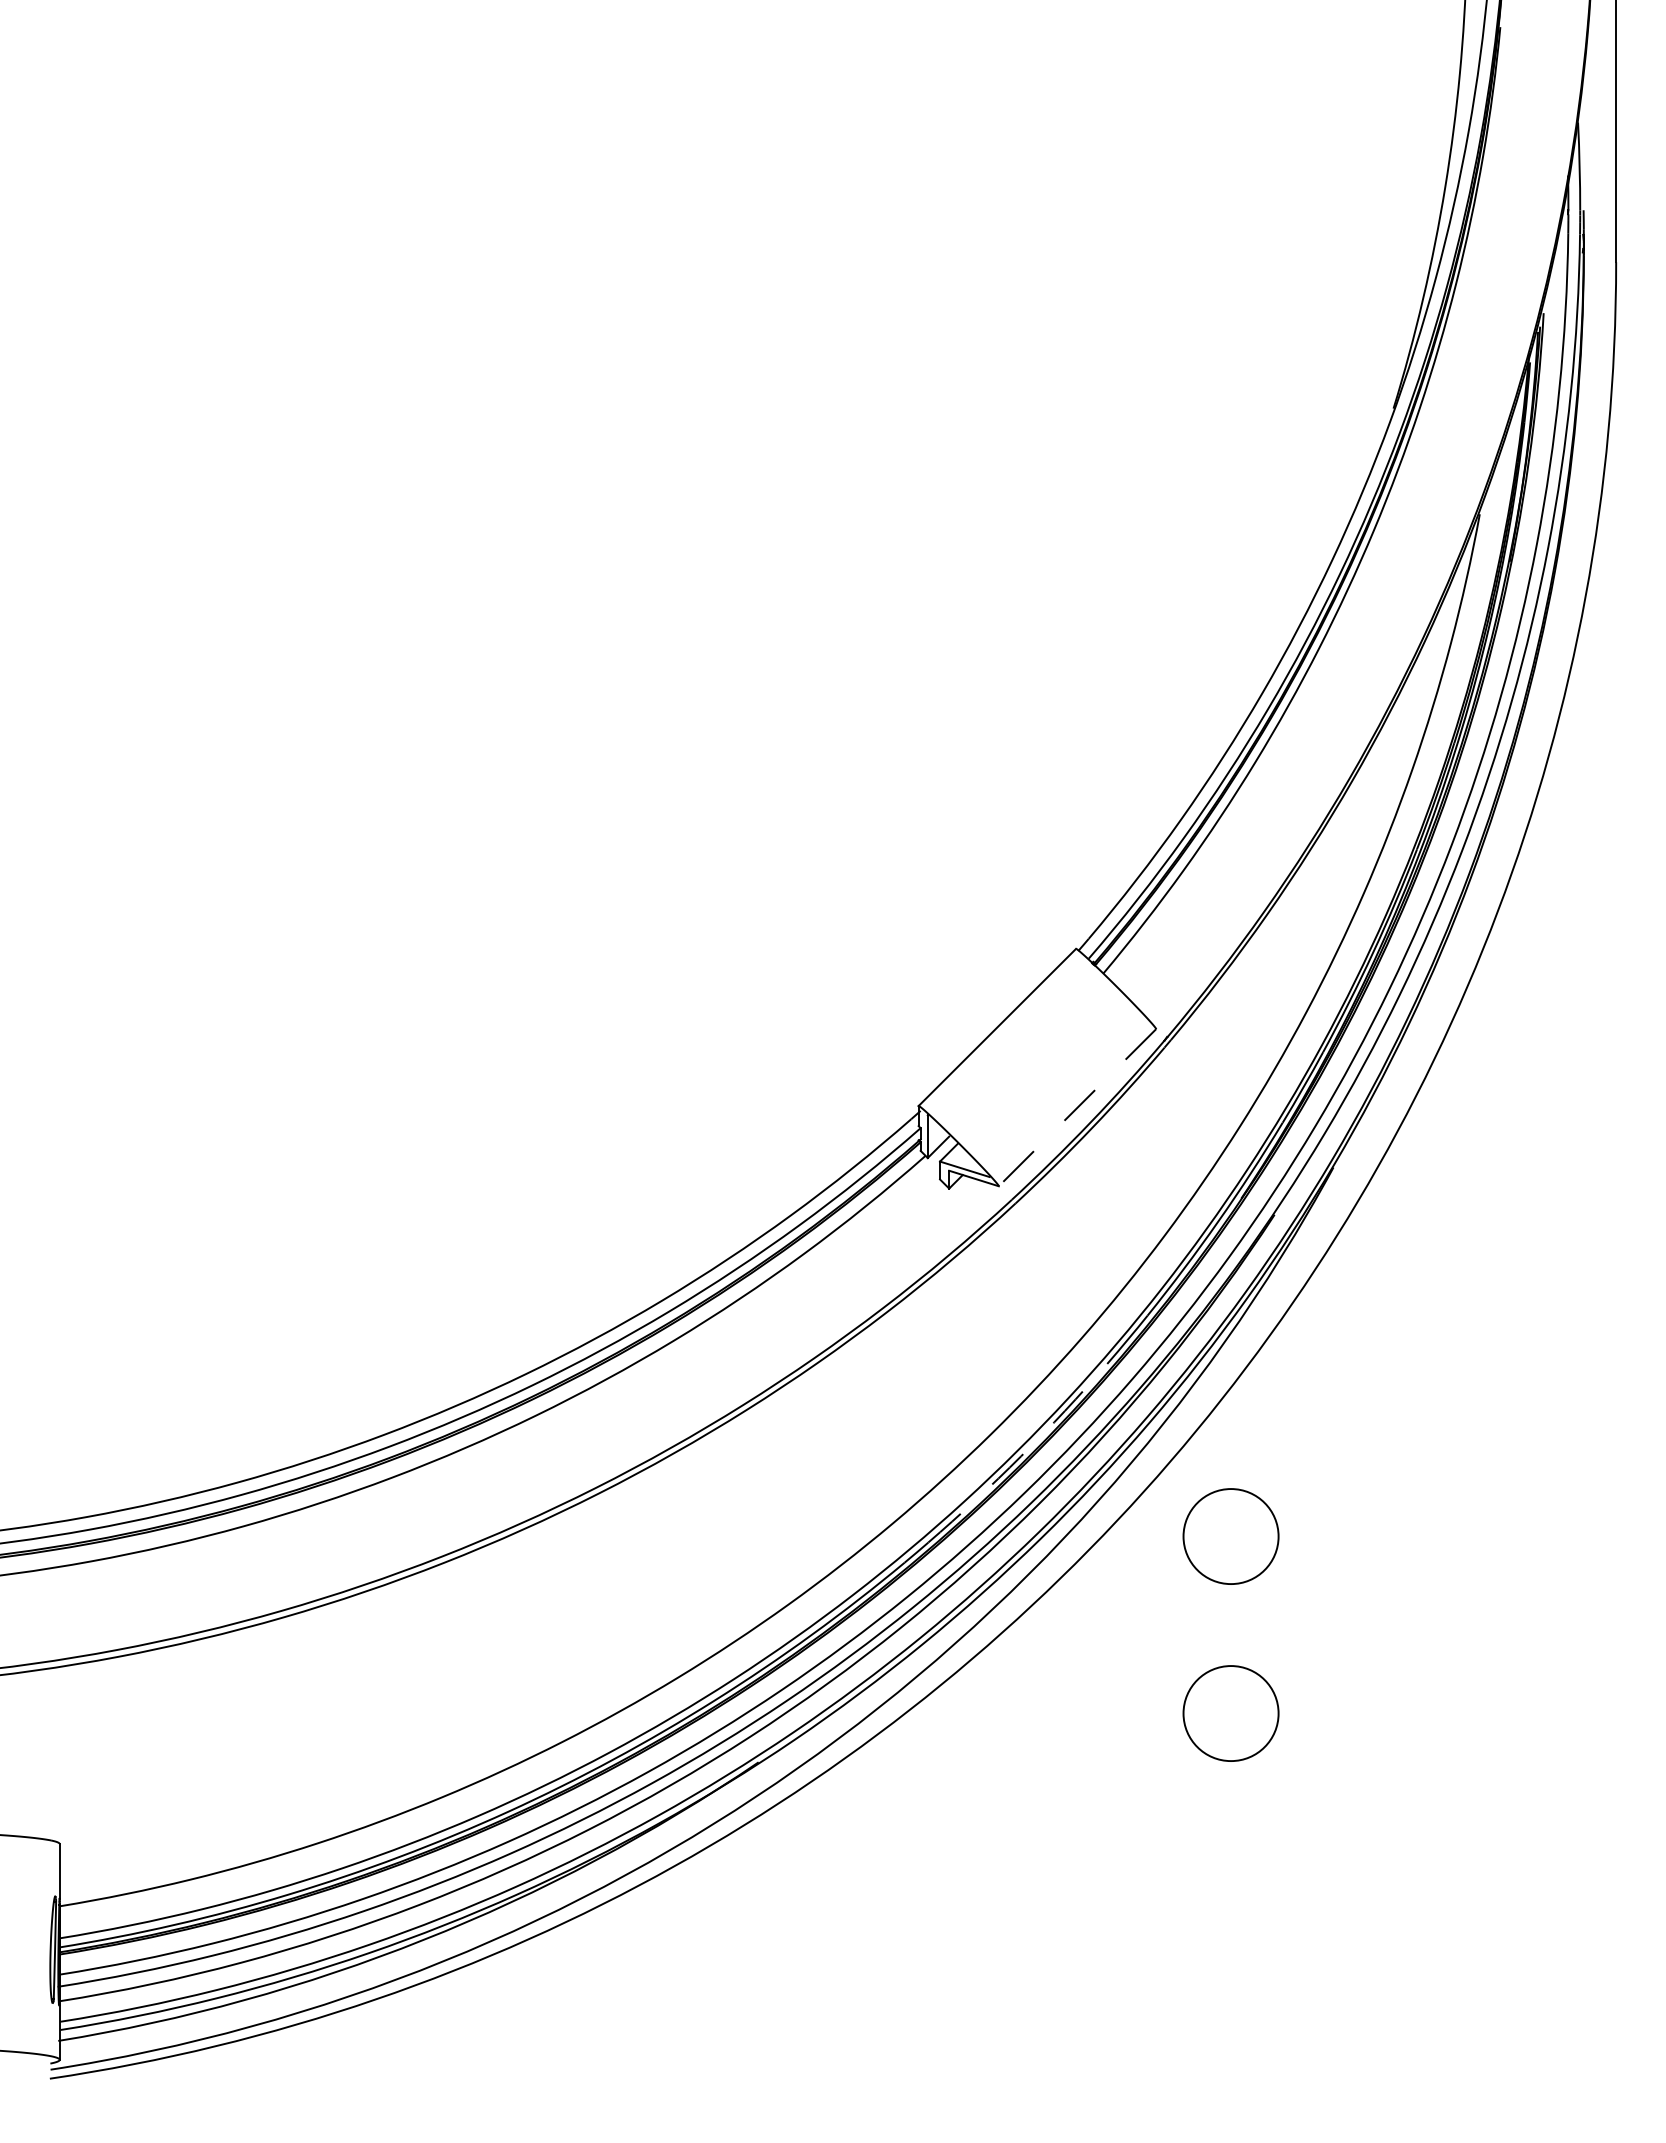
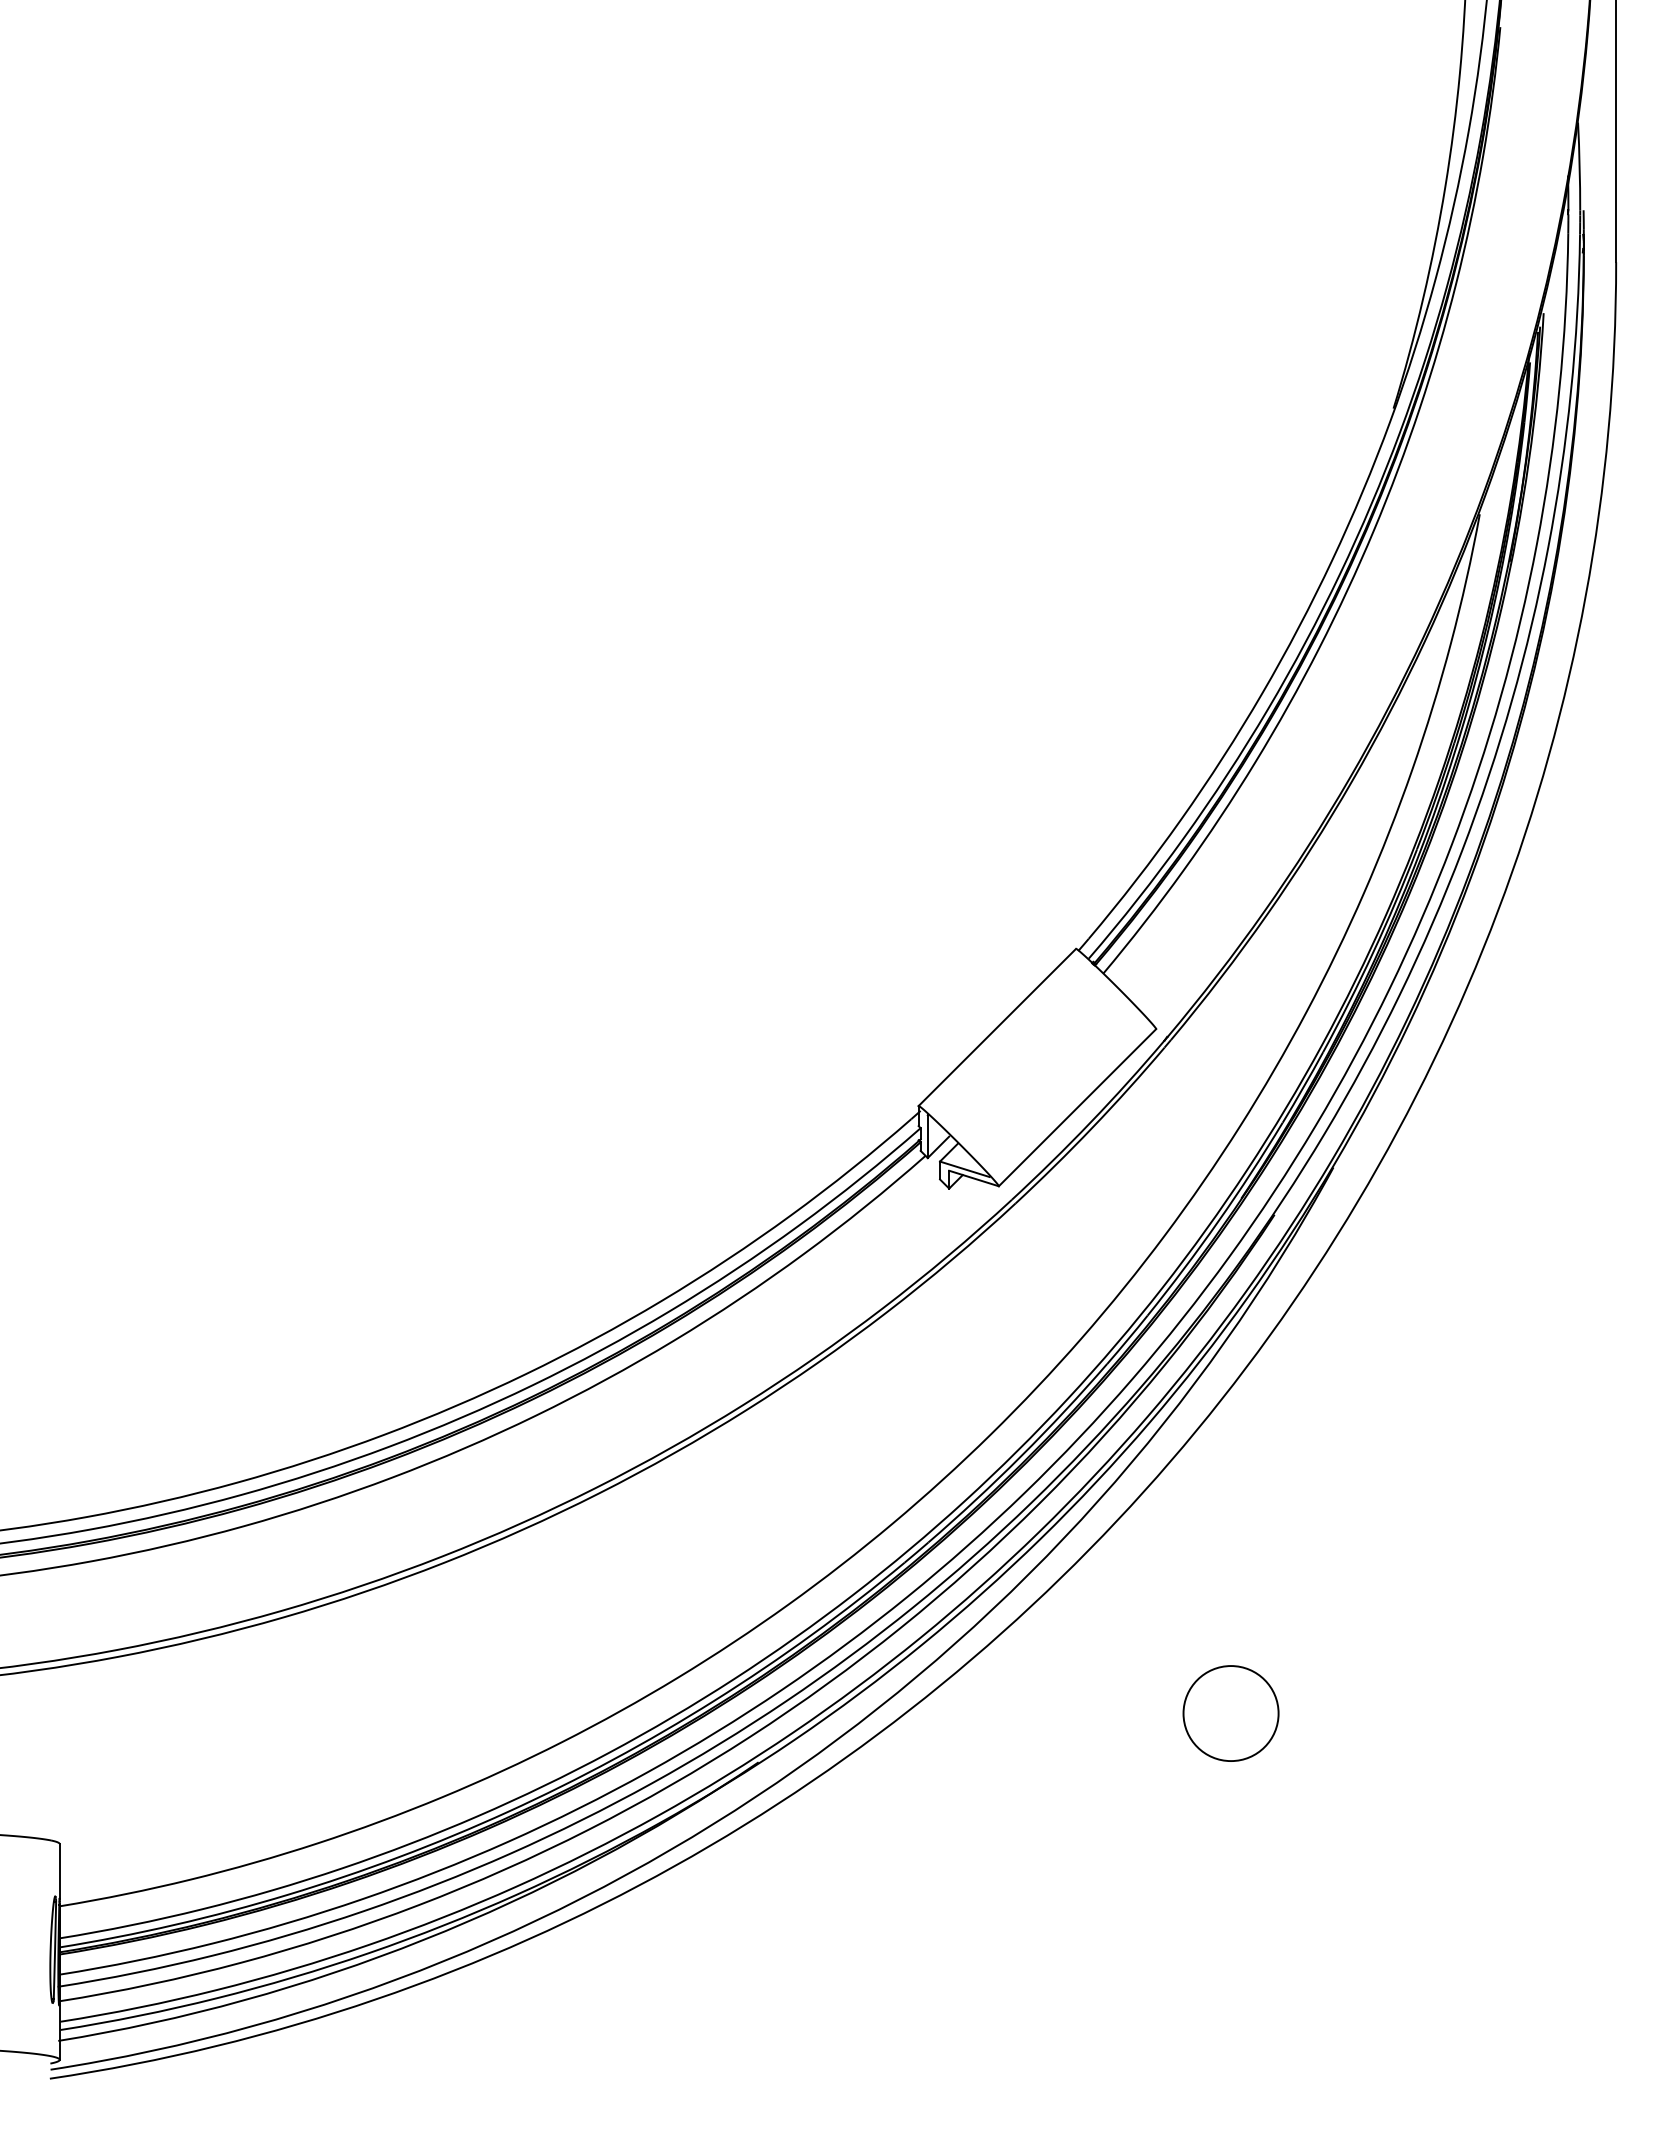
line: dashed -> solid (1077, 1108)
arc: dashed -> solid (1021, 1456)
circle: present -> none (1230, 1536)
